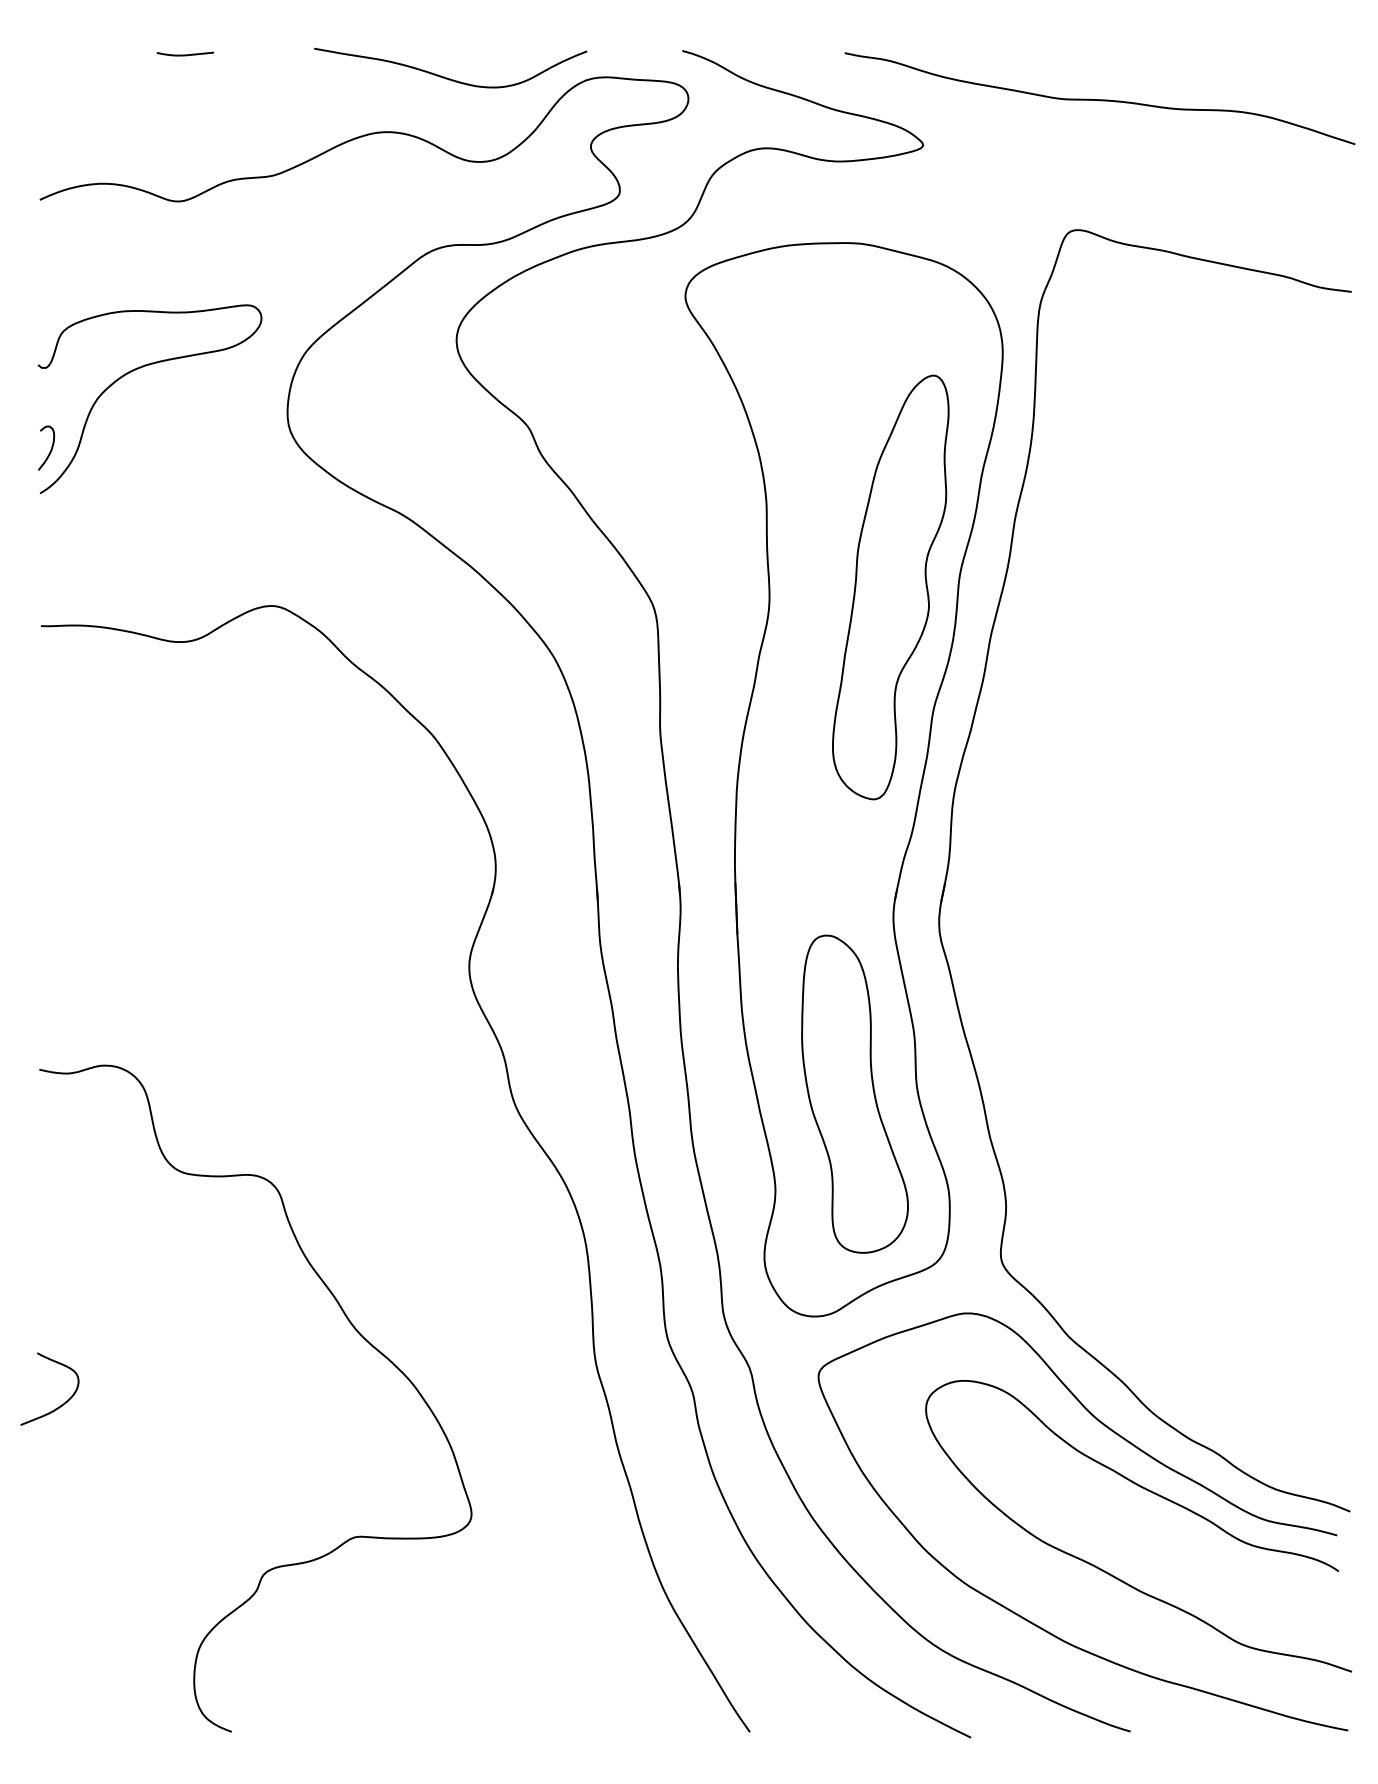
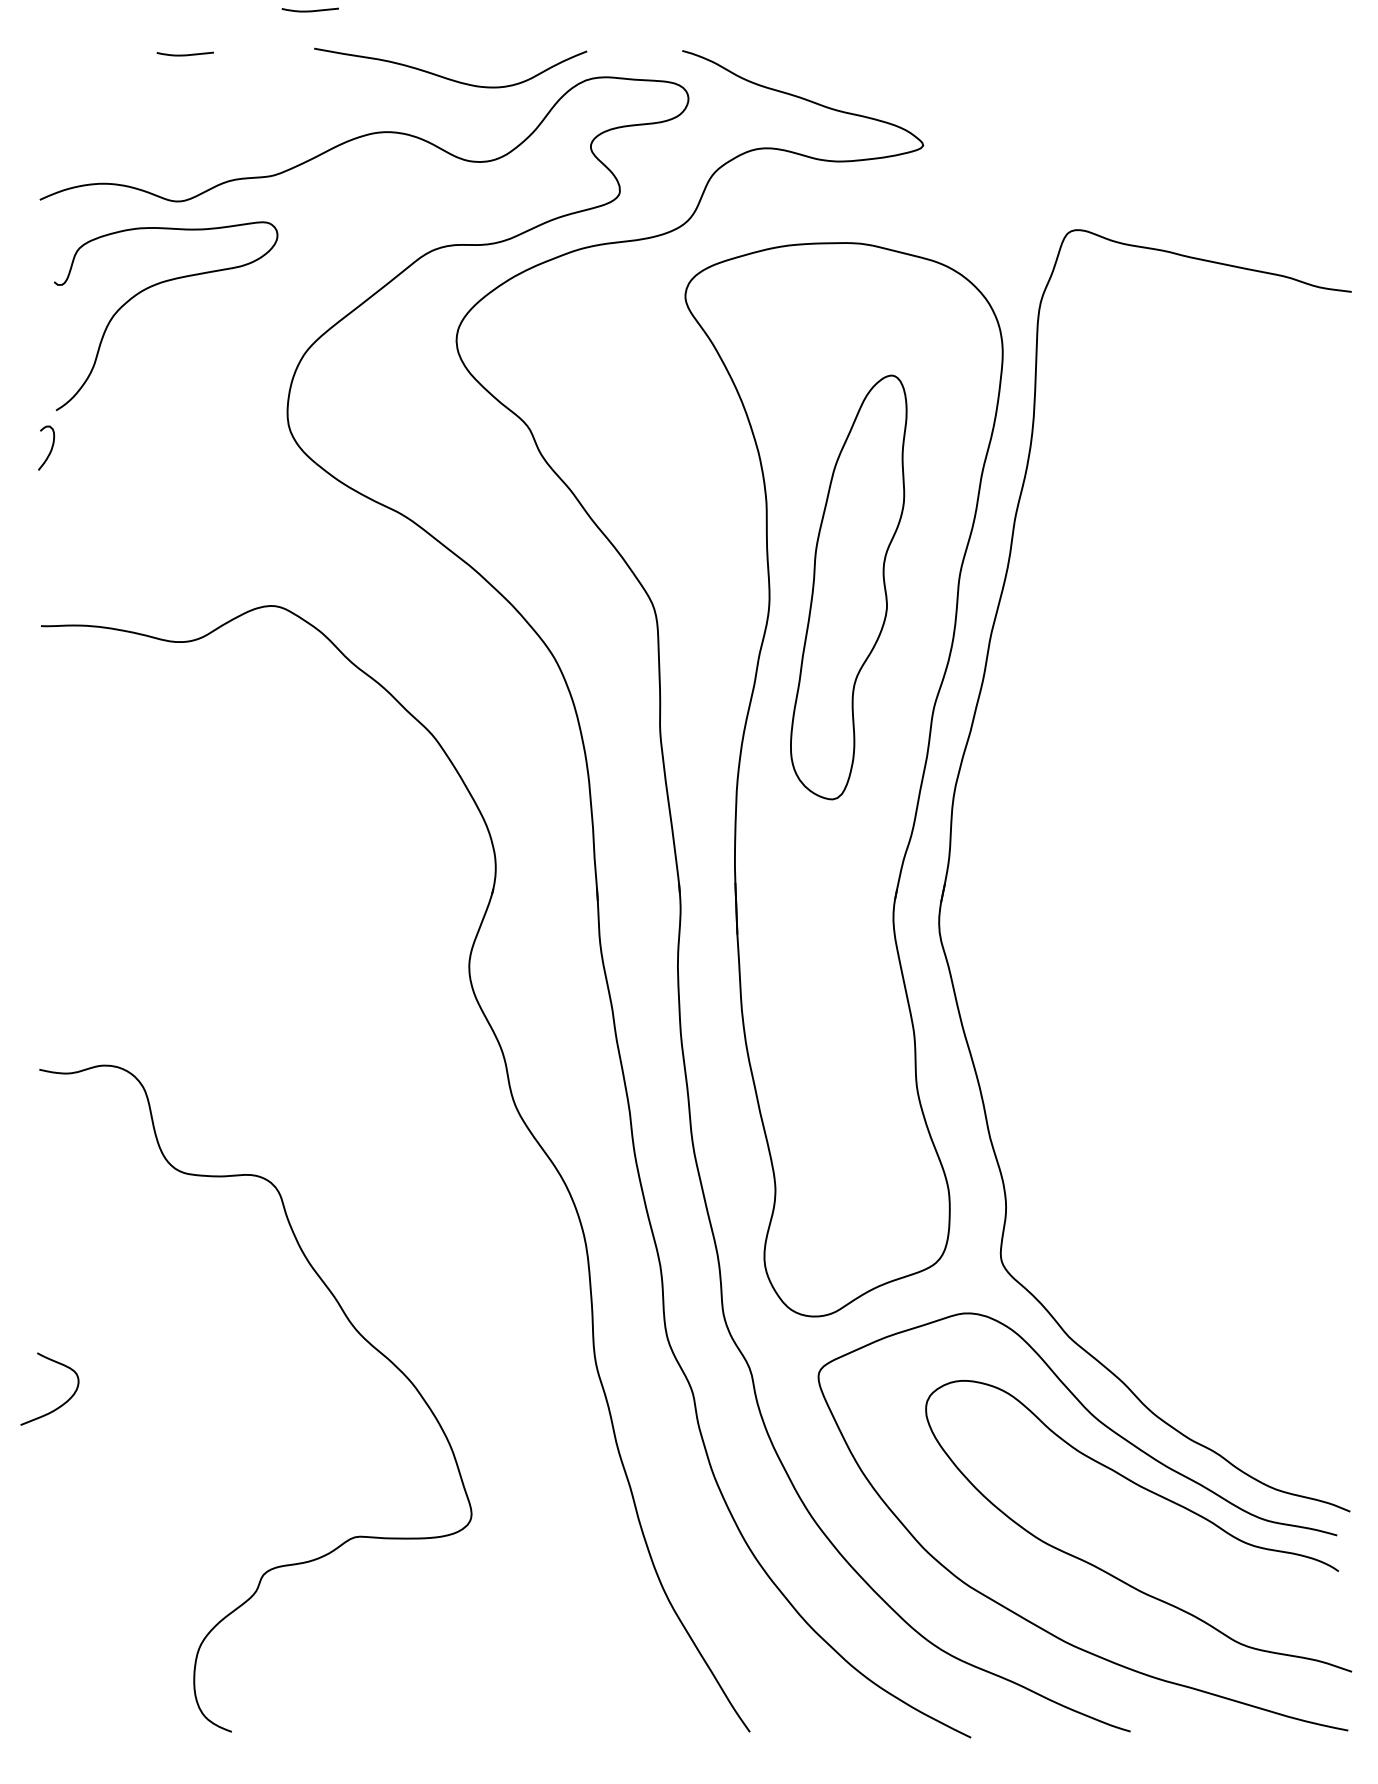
curve: none -> present (309, 10)
curve: present -> none (1099, 99)
curve position: (138, 369) -> (154, 286) (154, 286)
part position: (890, 587) -> (848, 587) (848, 587)
part: present -> none (854, 1093)
